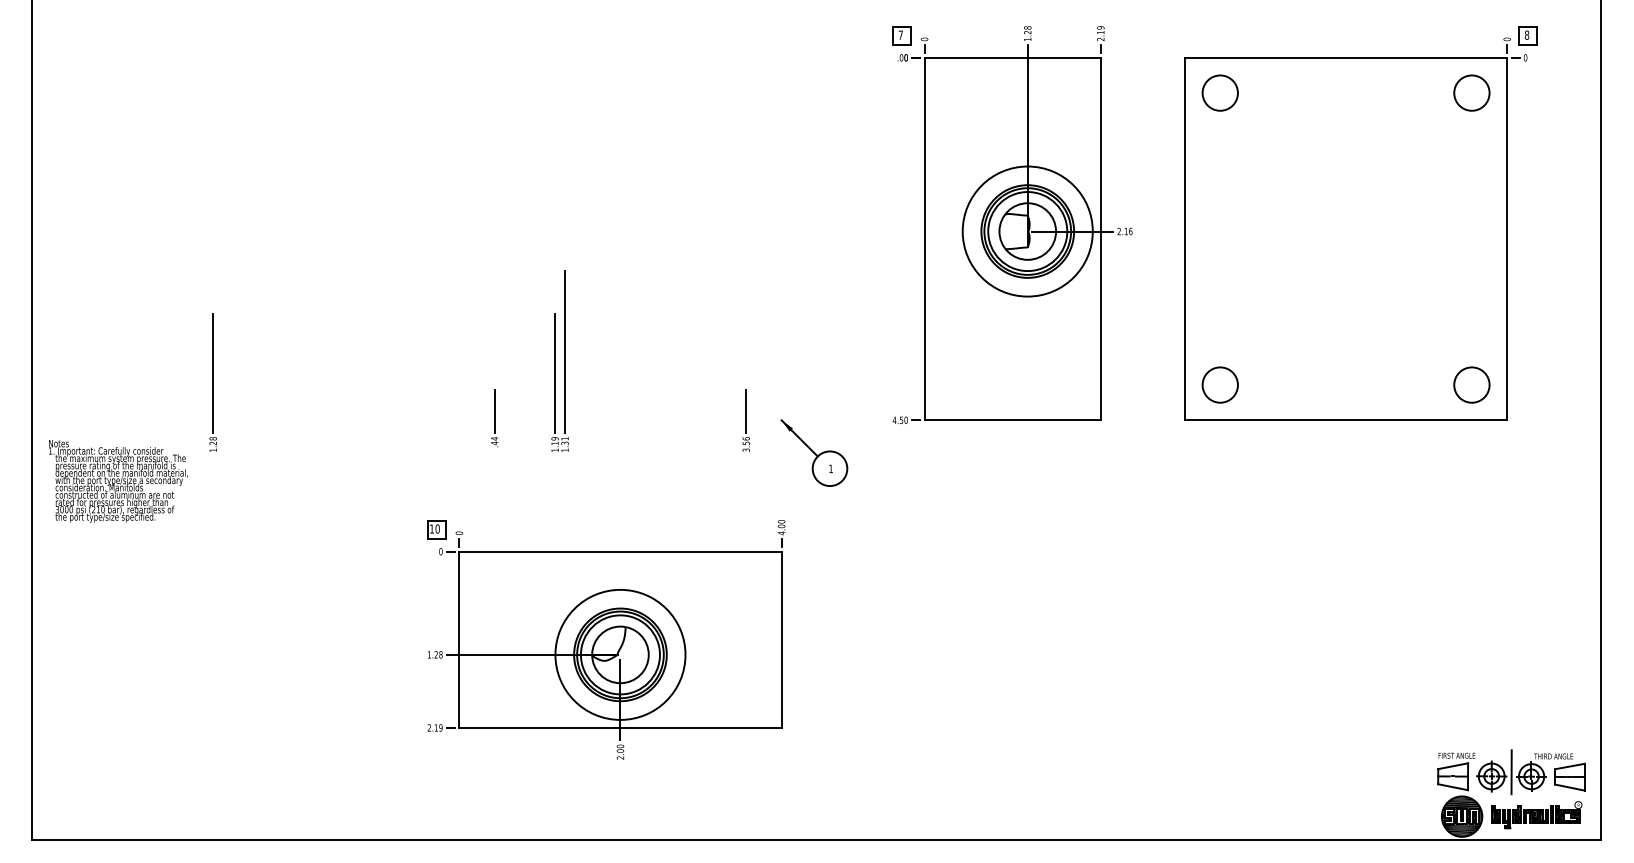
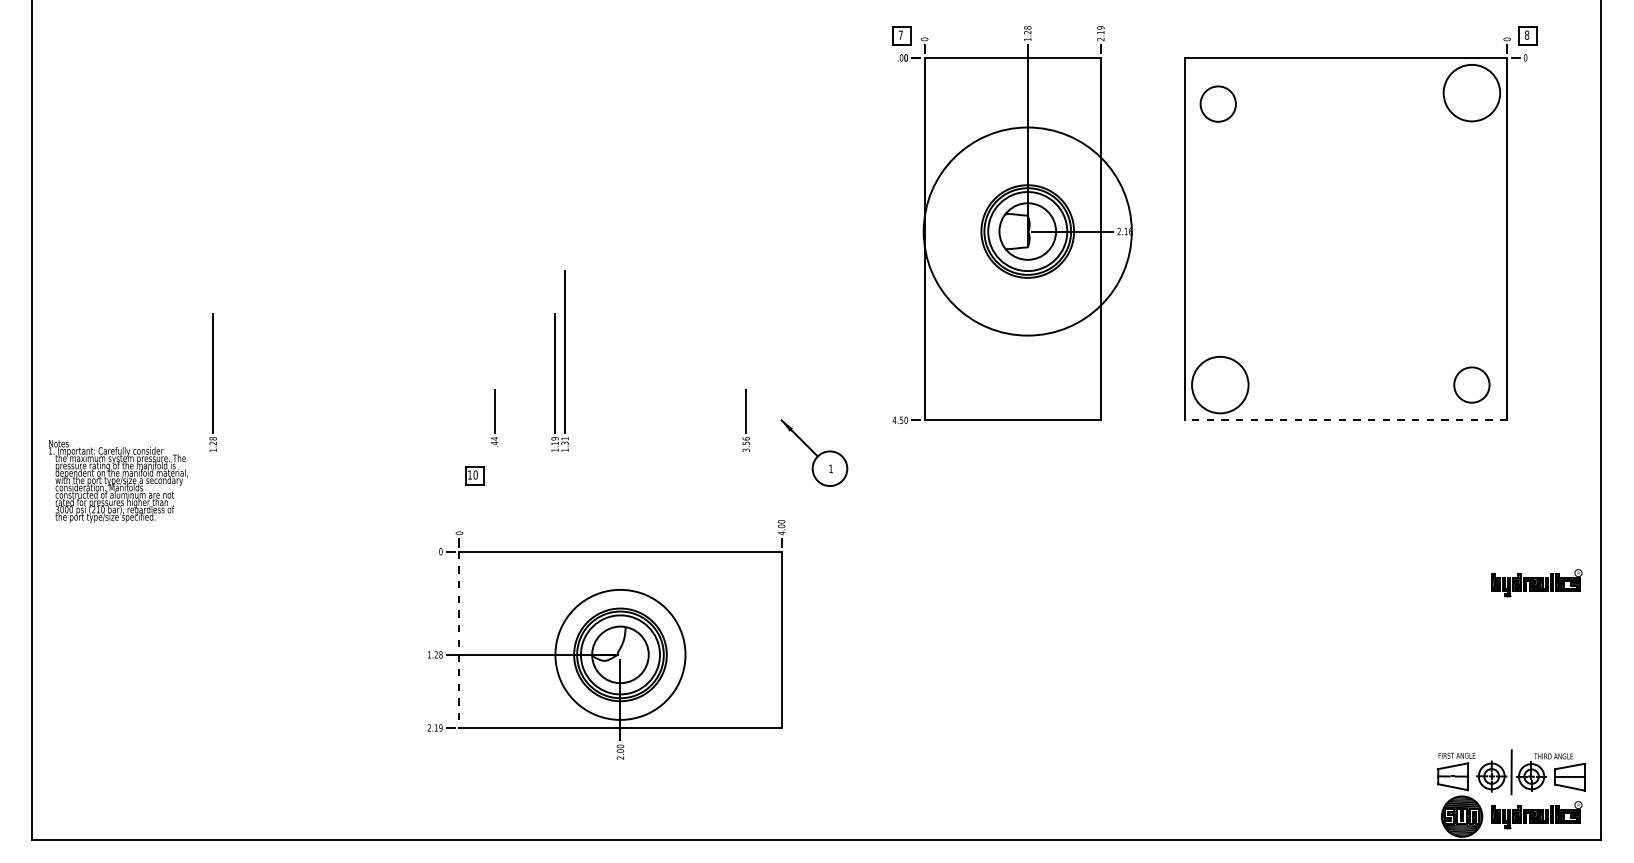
circle position: (1219, 92) -> (1217, 103) (1217, 103)
circle diameter: 35 px -> 57 px (1471, 92)
circle diameter: 130 px -> 208 px (1027, 231)
circle diameter: 35 px -> 57 px (1220, 384)
line: solid -> dashed (1345, 420)
part position: (436, 529) -> (474, 475) (474, 475)
part: none -> present (1536, 583)
line: solid -> dashed (459, 640)
